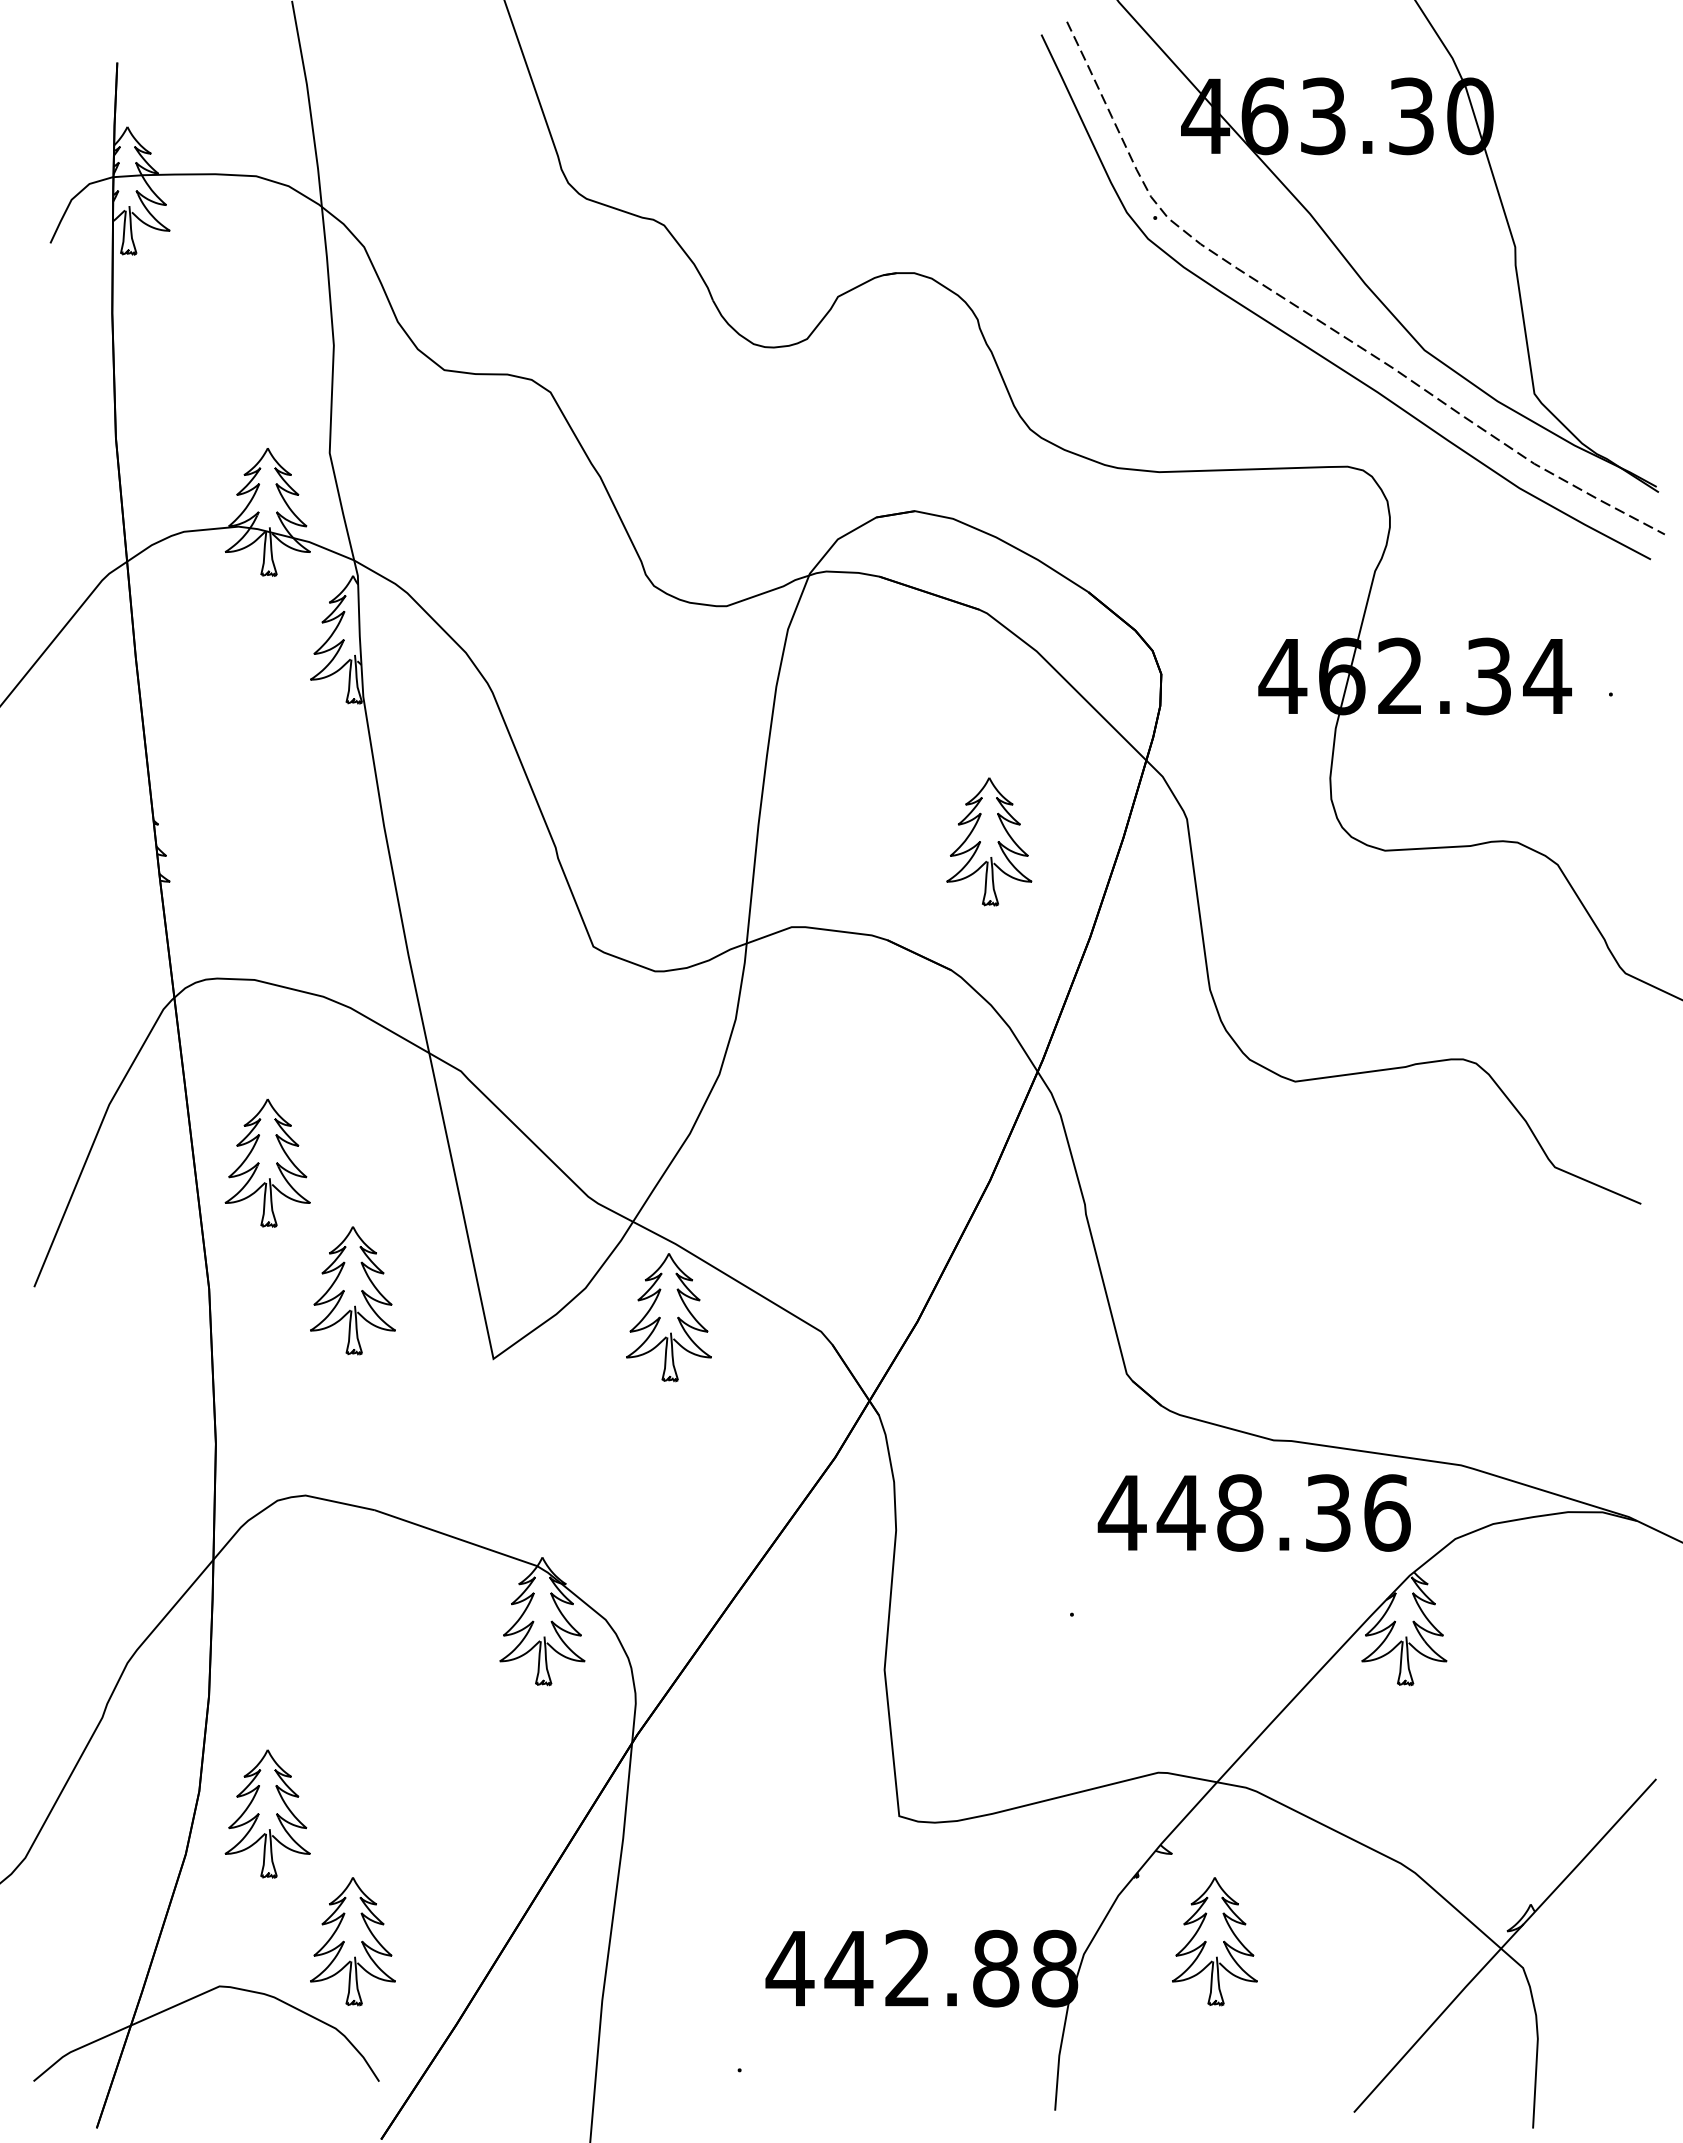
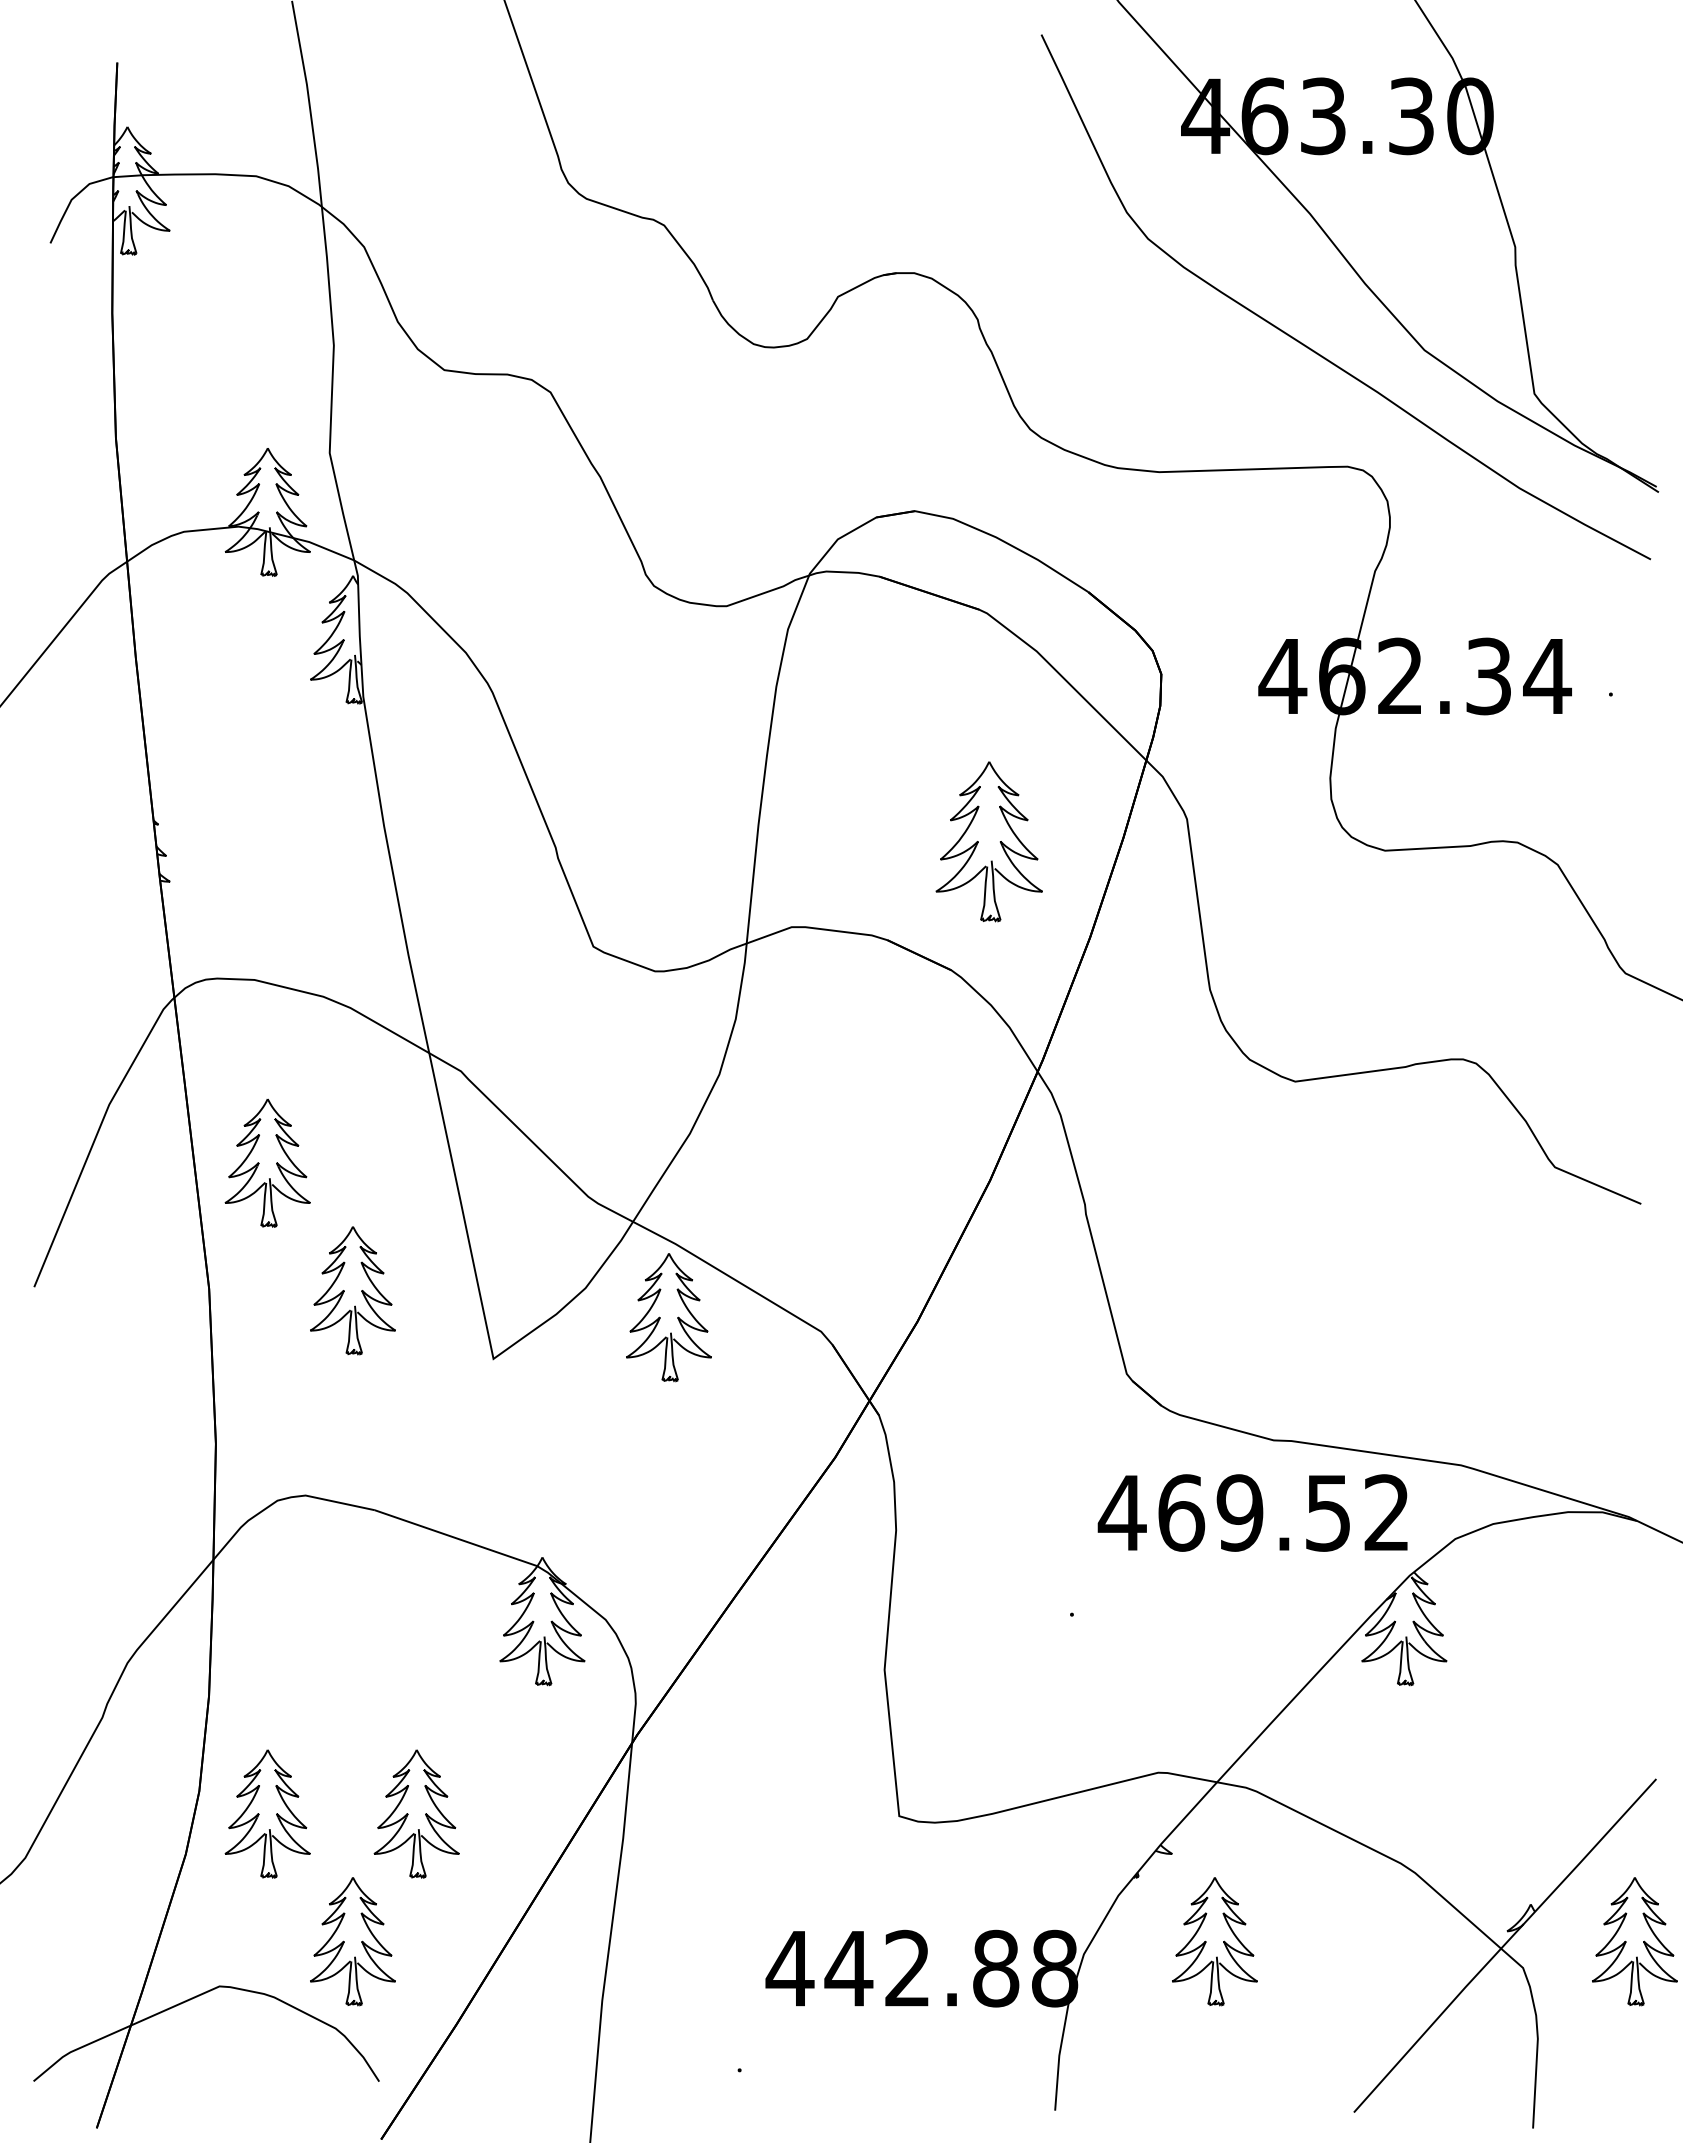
part: present -> none (1333, 328)
part size: 87x130 px -> 108x162 px (988, 841)
text: 448.36 -> 469.52 (1283, 1512)
part: none -> present (416, 1813)
part: none -> present (1634, 1941)
